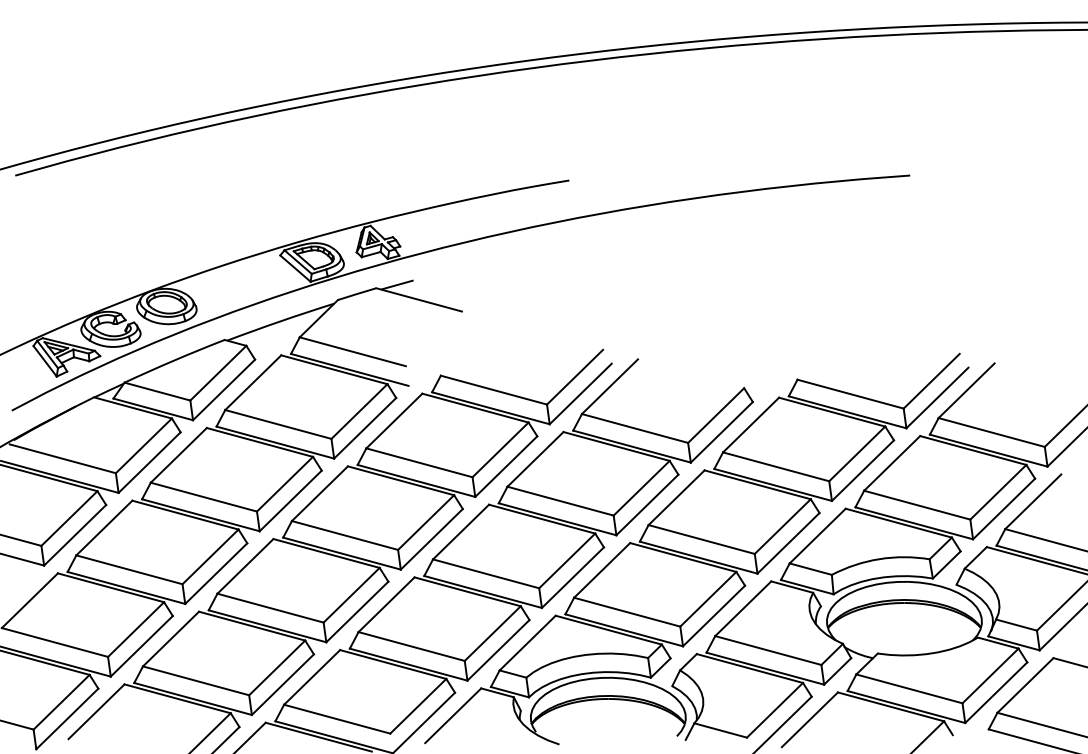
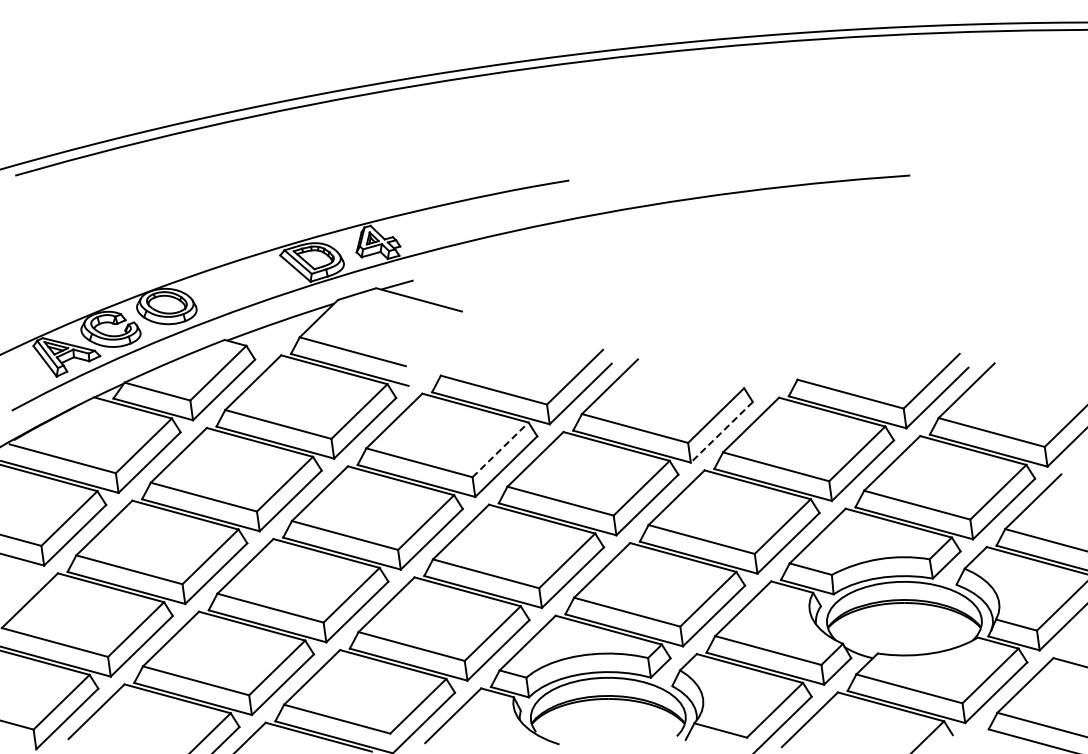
line: solid -> dashed (721, 432)
line: solid -> dashed (500, 449)
